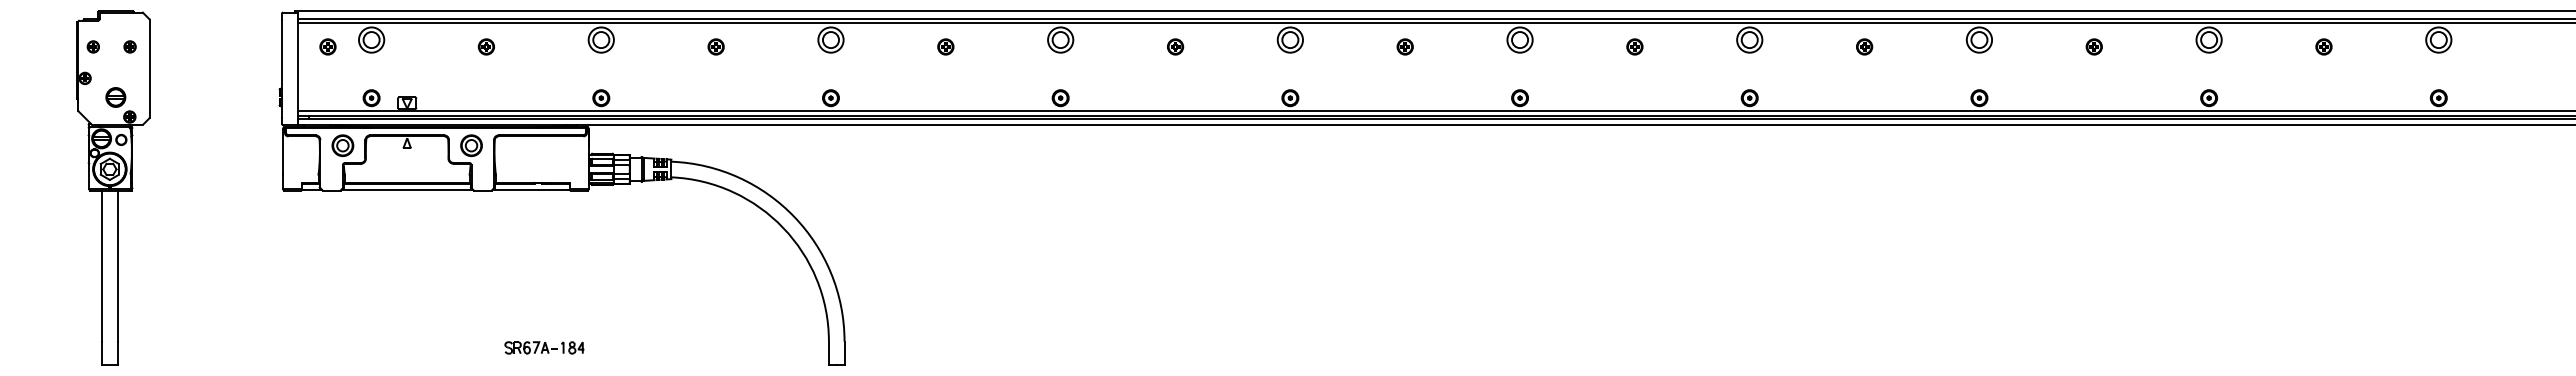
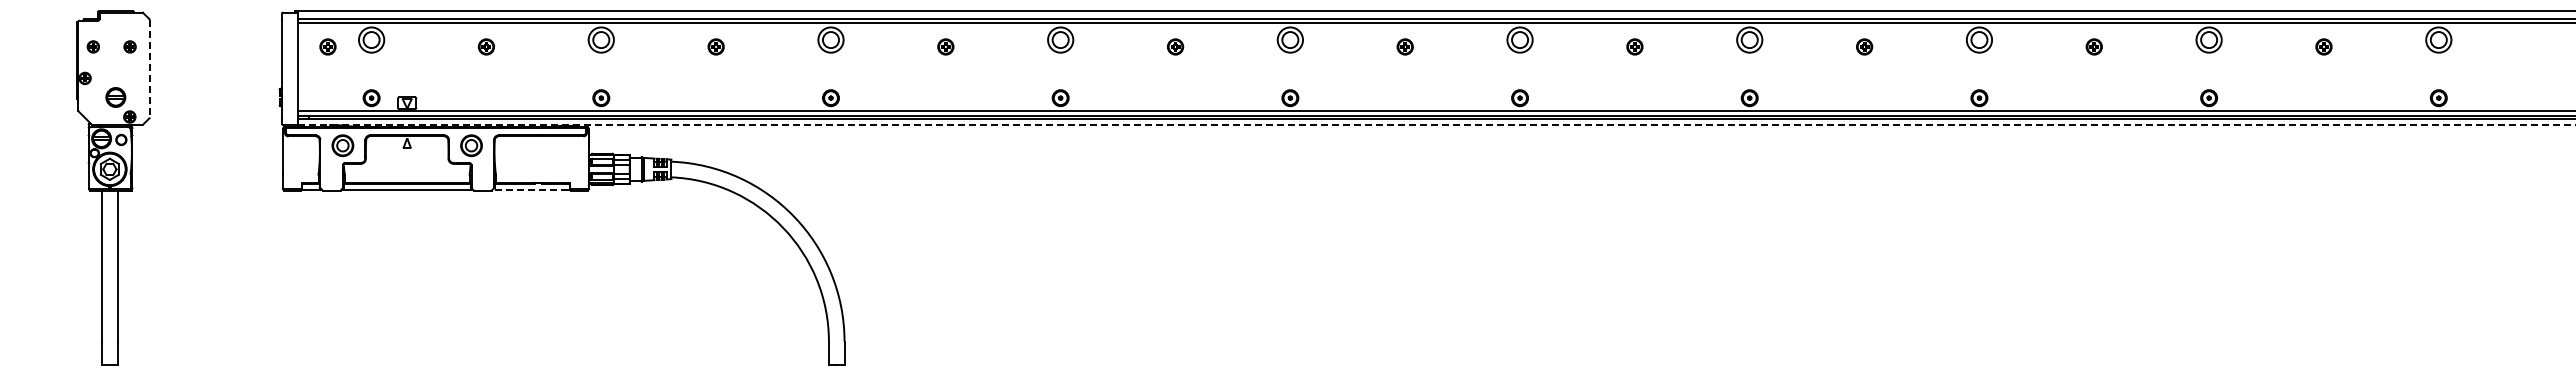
line: solid -> dashed (149, 68)
line: solid -> dashed (1436, 125)
line: solid -> dashed (530, 189)
part: present -> none (544, 347)
